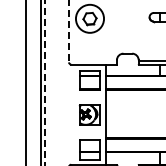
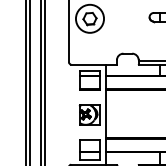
line: dashed -> solid (69, 31)
line: none -> present (29, 82)
line: dashed -> solid (45, 82)
